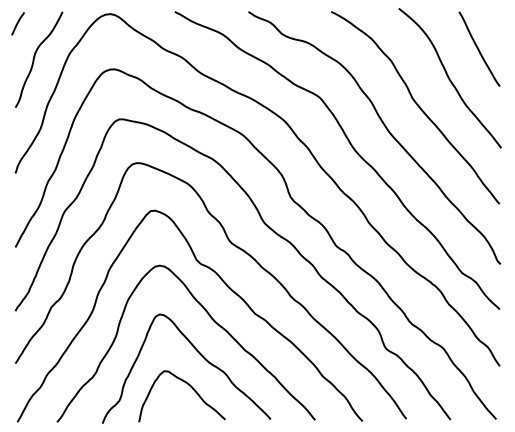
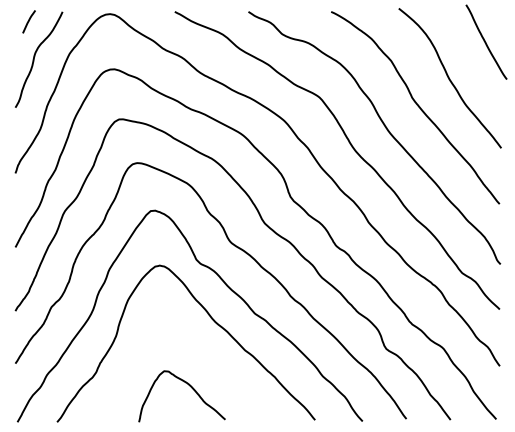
line position: (17, 23) -> (28, 21) (28, 21)
curve position: (478, 48) -> (485, 41) (485, 41)
curve: present -> none (199, 354)
